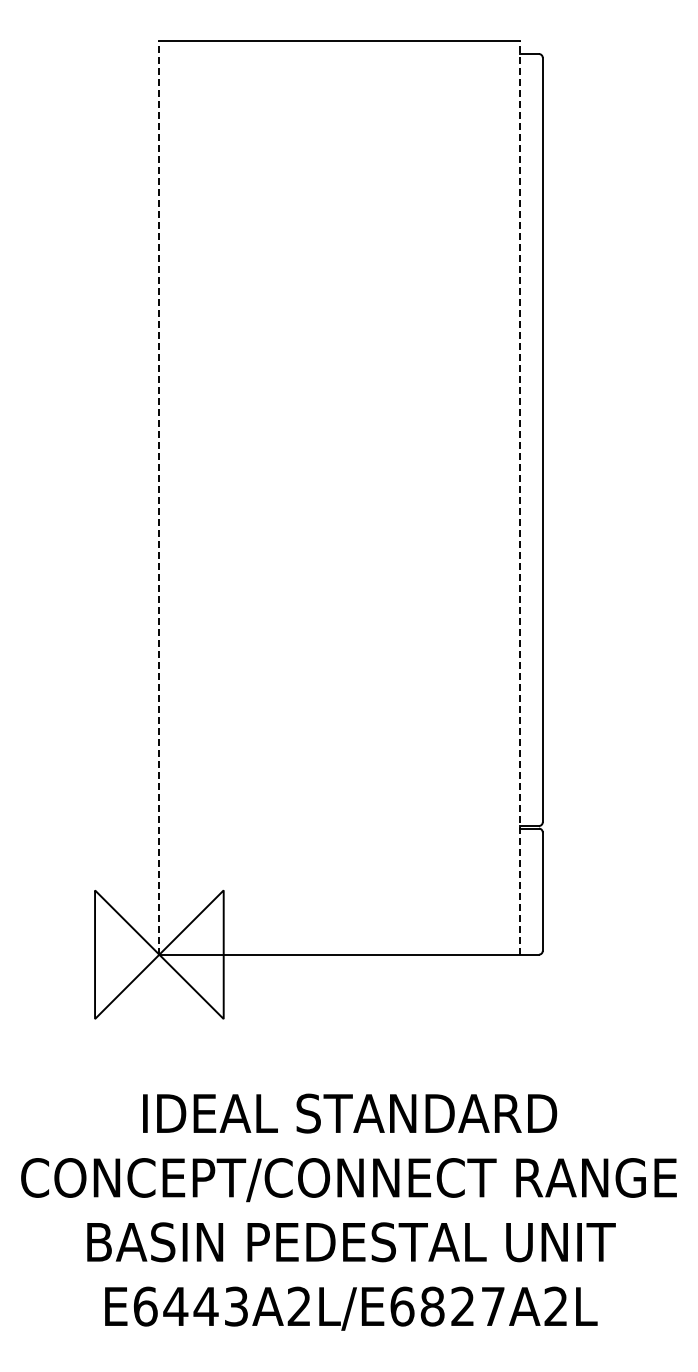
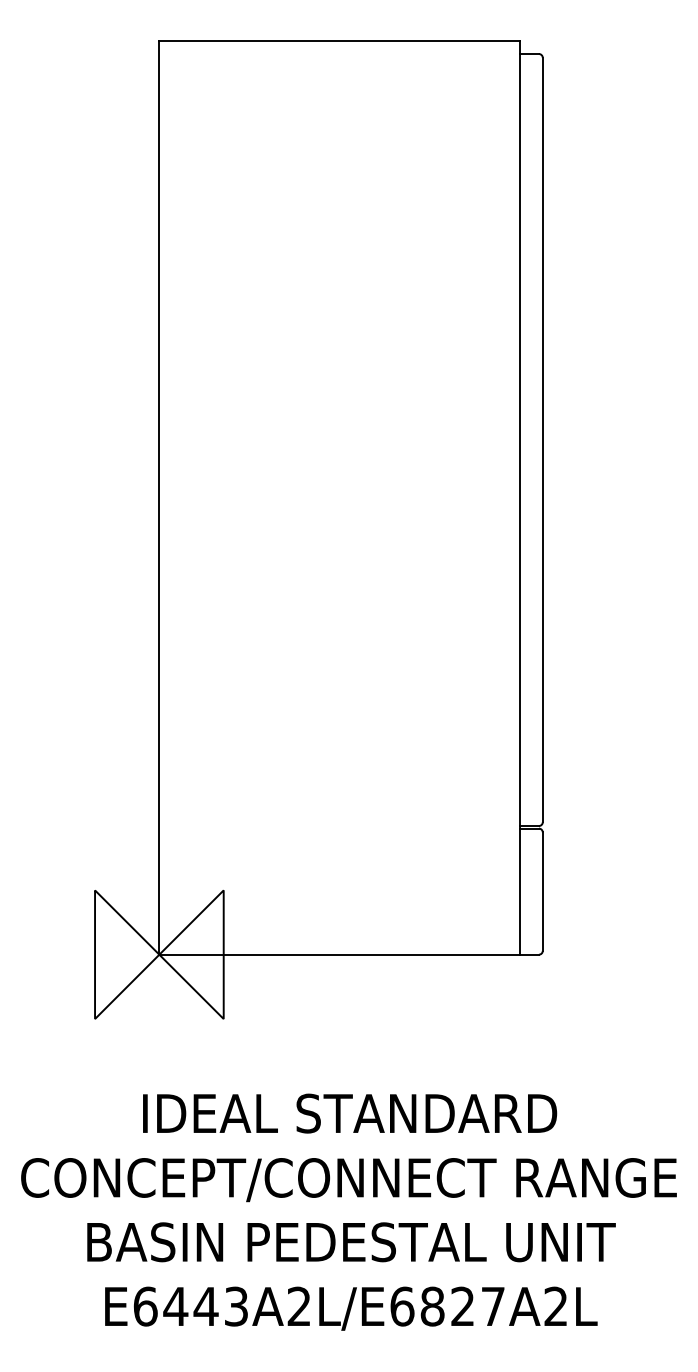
line: dashed -> solid (159, 497)
line: dashed -> solid (519, 497)
